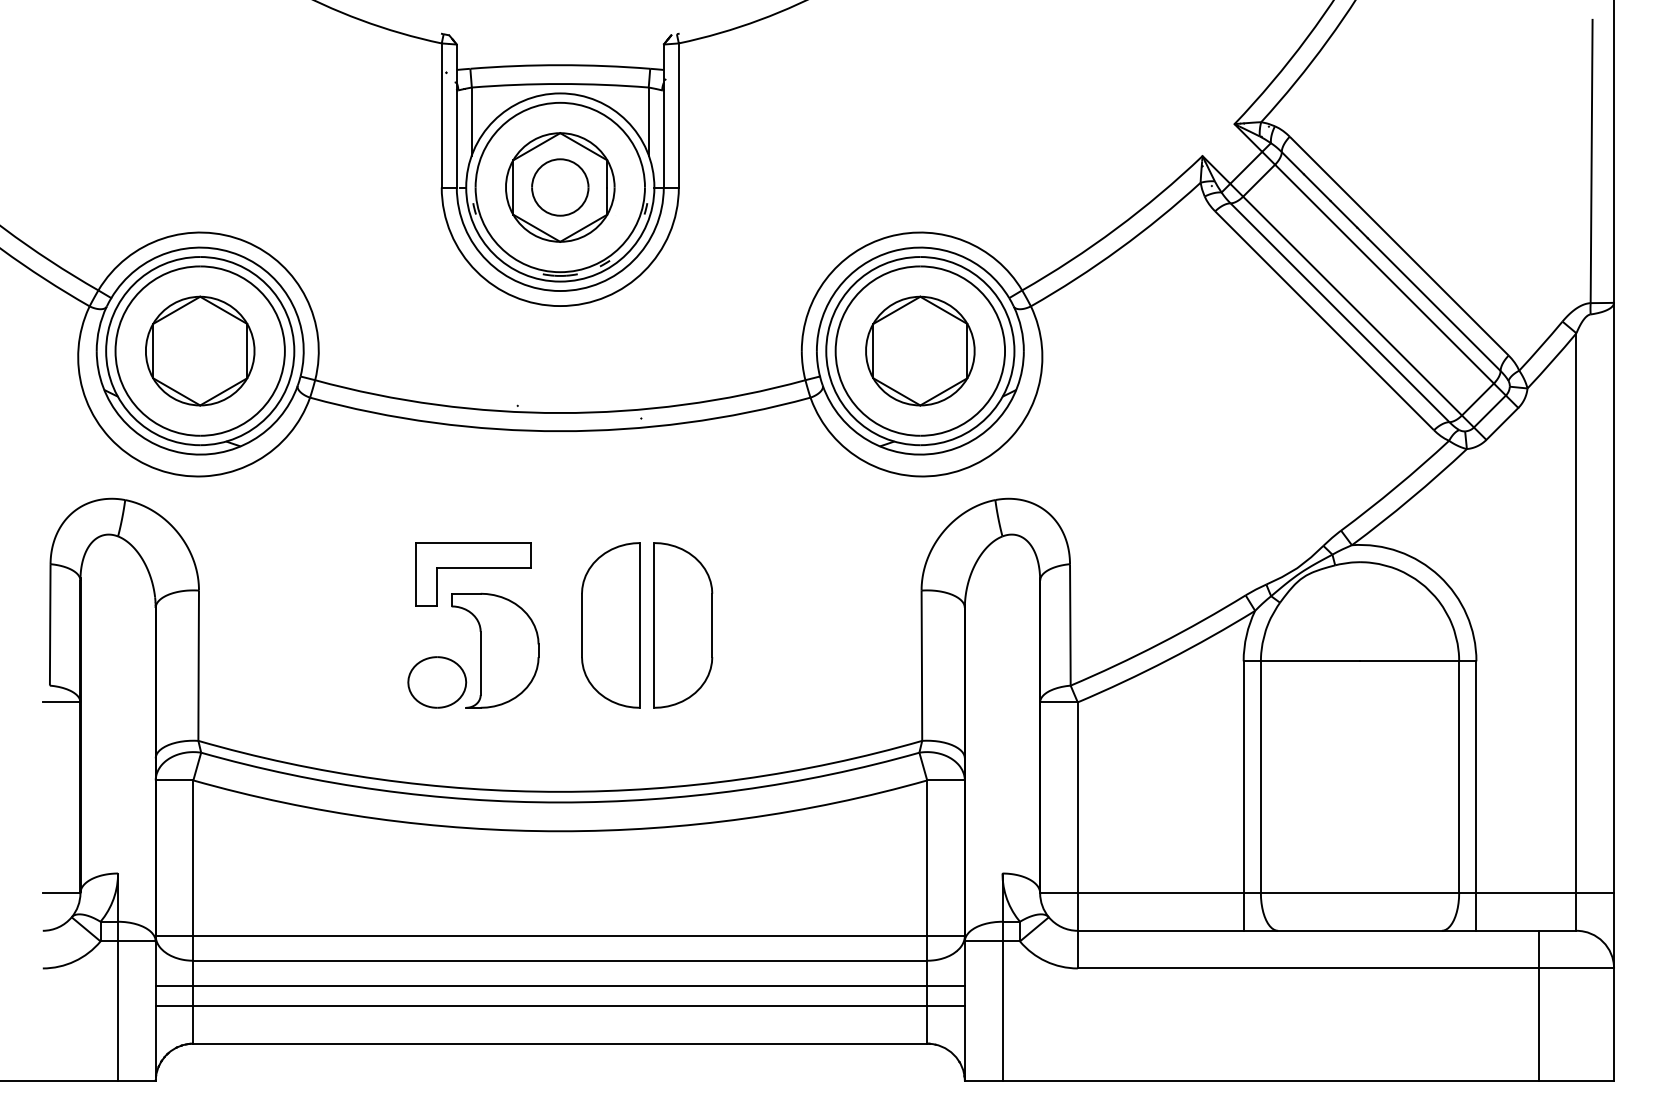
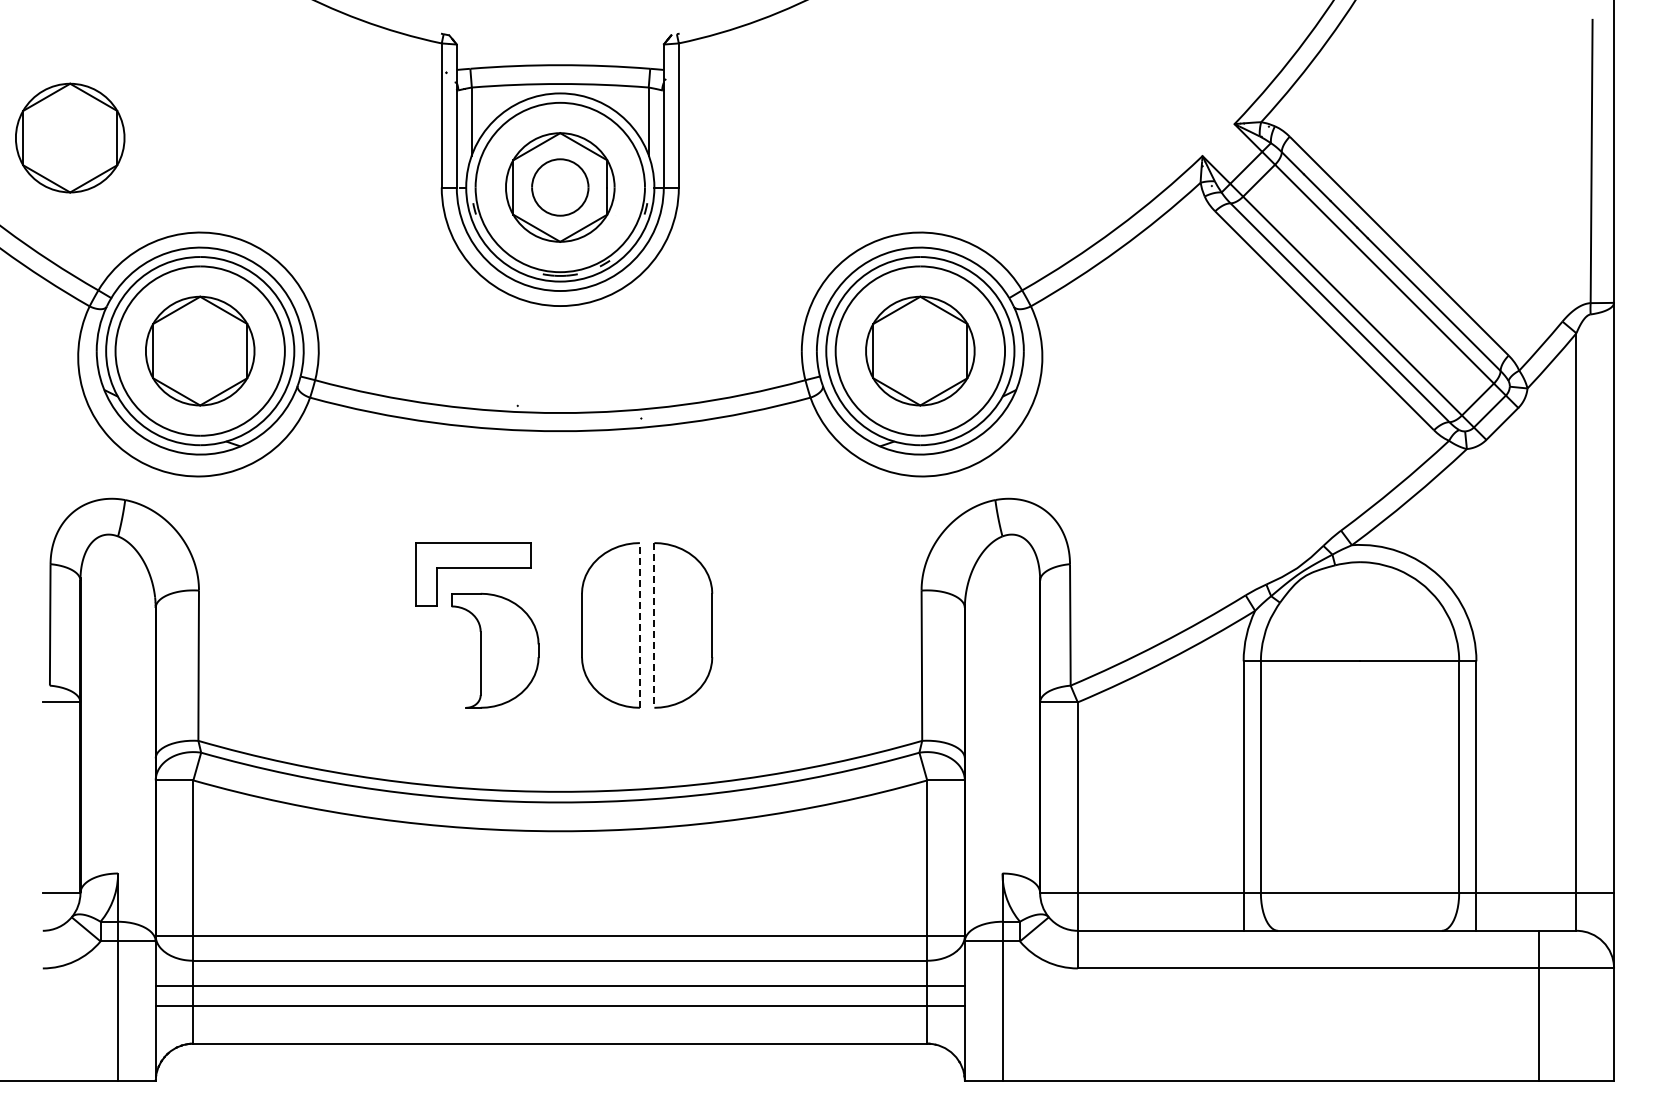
part: none -> present (70, 137)
line: solid -> dashed (639, 624)
line: solid -> dashed (654, 625)
part: present -> none (437, 682)
